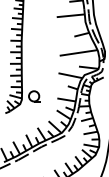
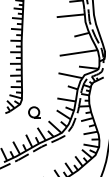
part position: (34, 96) -> (34, 112) (34, 112)
